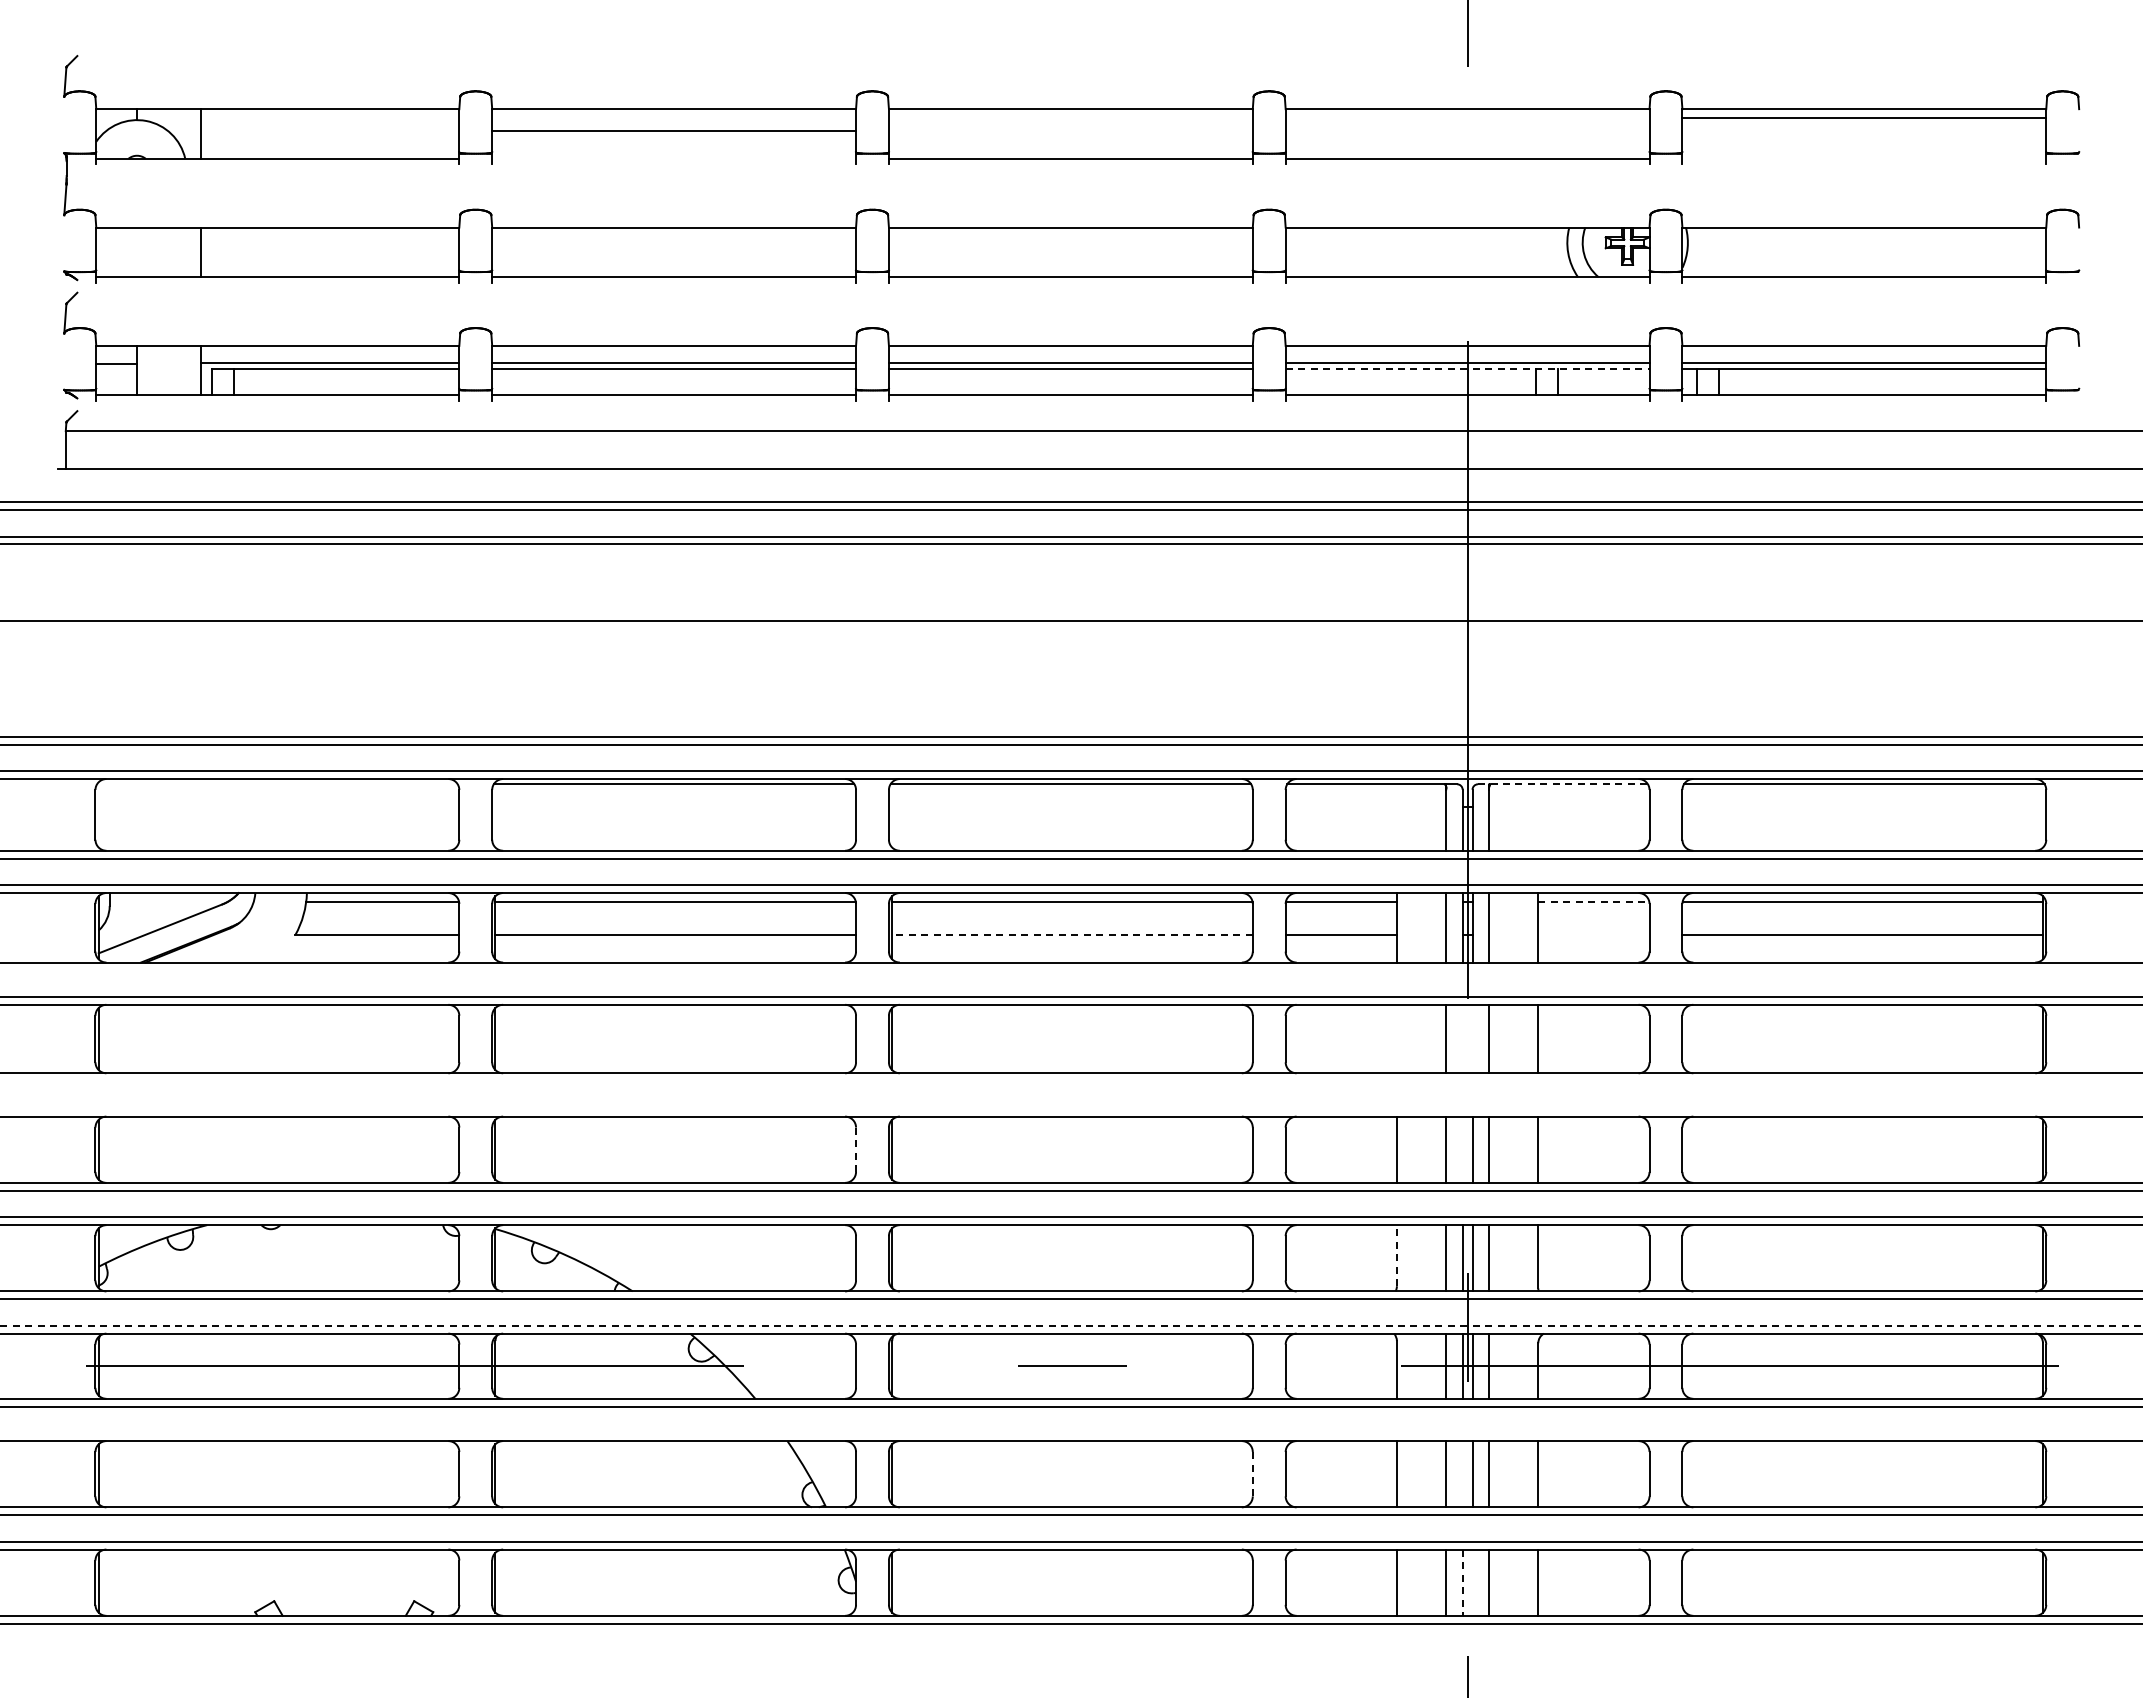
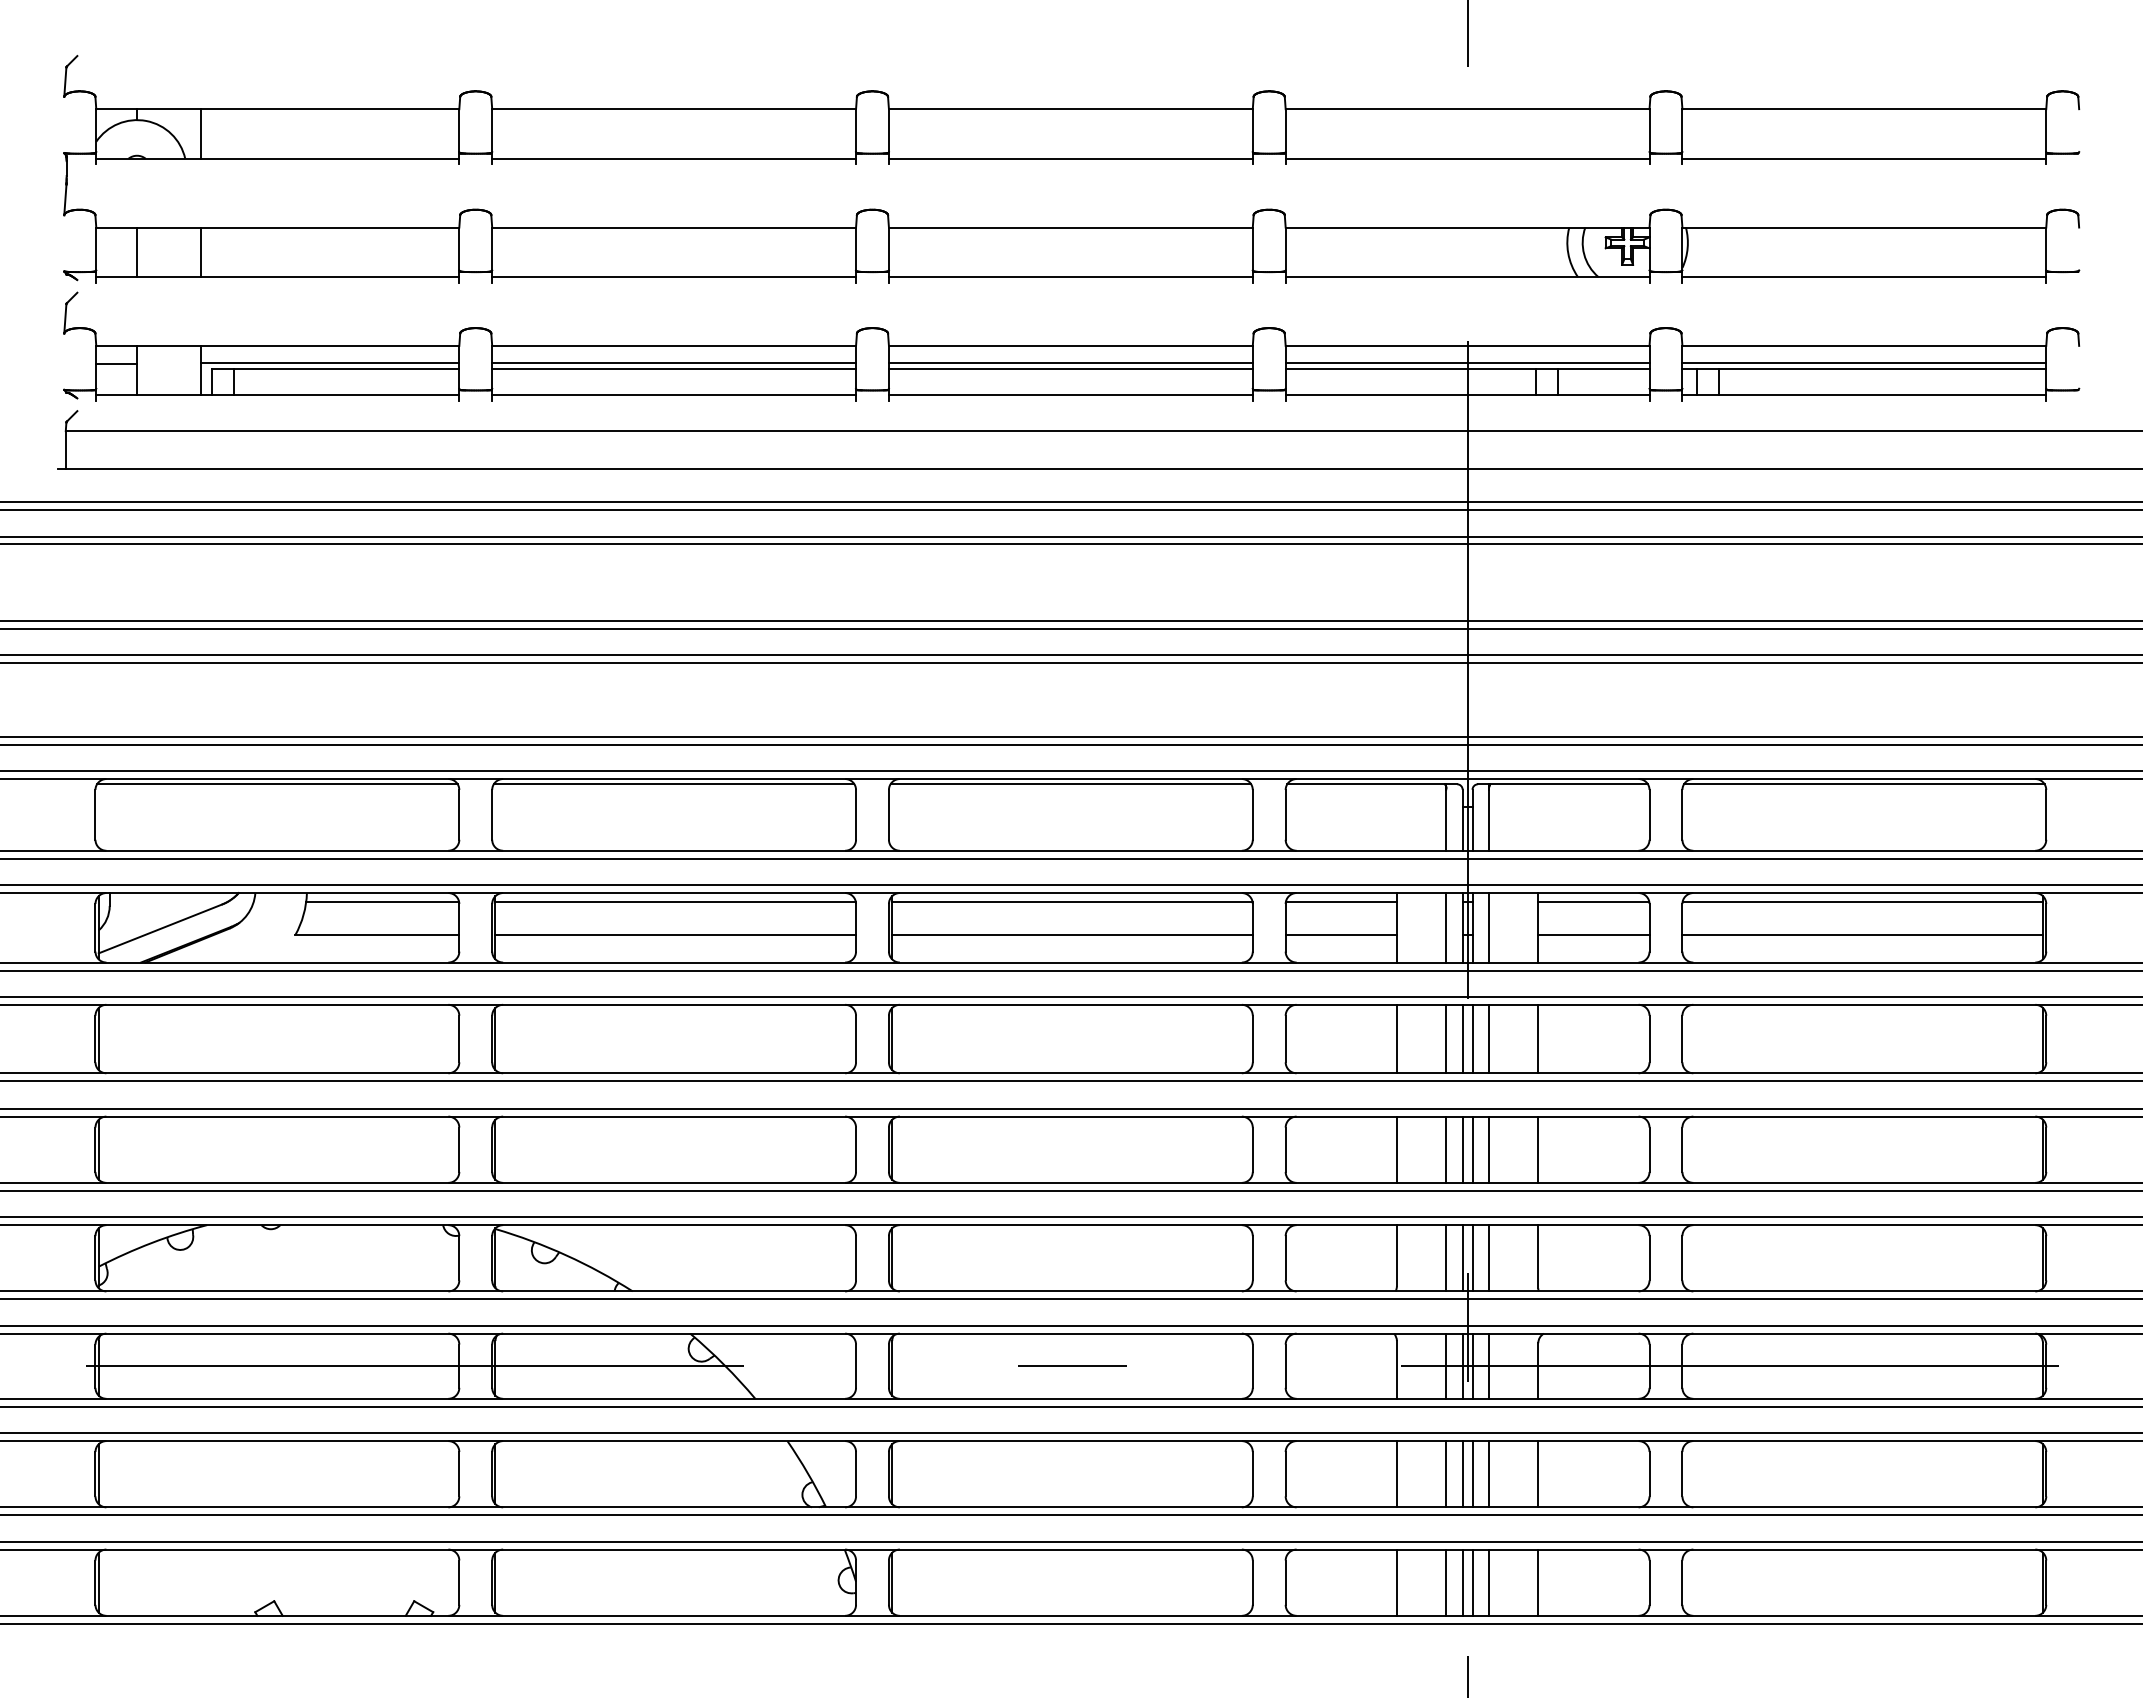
line position: (1864, 117) -> (1864, 158) (1864, 158)
line position: (674, 130) -> (674, 158) (674, 158)
line: none -> present (137, 252)
line: dashed -> solid (1467, 368)
line: none -> present (1070, 628)
line: none -> present (1070, 654)
line: none -> present (1070, 662)
line: none -> present (277, 784)
line: dashed -> solid (1562, 784)
line: dashed -> solid (1593, 902)
line: dashed -> solid (1072, 935)
line: none -> present (1593, 935)
line: none -> present (1070, 970)
line: none -> present (1396, 1038)
line: none -> present (1462, 1038)
line: none -> present (1472, 1038)
line: none -> present (1070, 1081)
line: none -> present (1070, 1108)
line: none -> present (1462, 1149)
line: dashed -> solid (856, 1150)
line: dashed -> solid (1396, 1255)
line: dashed -> solid (1071, 1325)
line: none -> present (1070, 1433)
line: dashed -> solid (1252, 1474)
line: none -> present (1462, 1474)
line: none -> present (1472, 1582)
line: dashed -> solid (1462, 1583)
